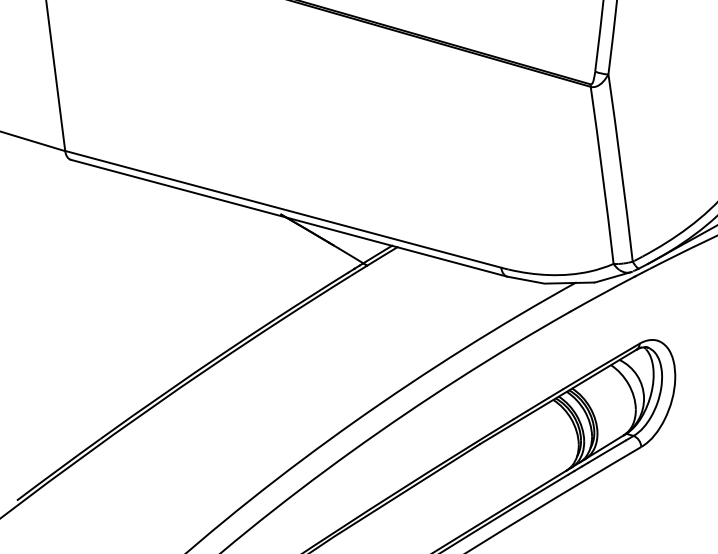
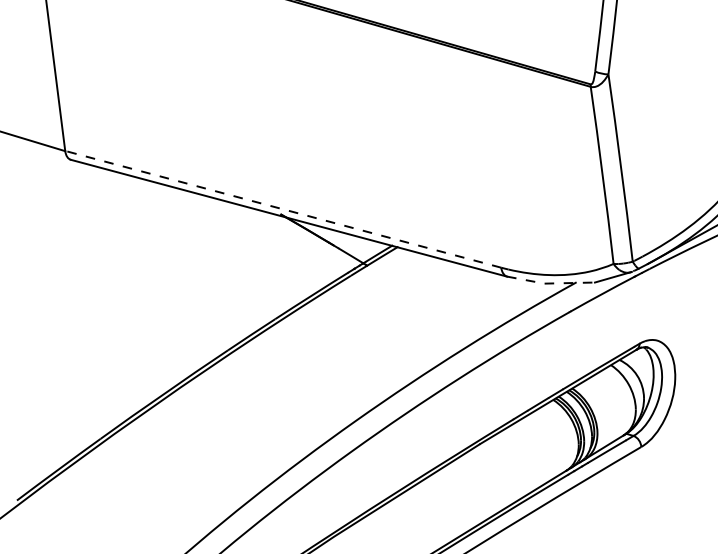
line: solid -> dashed (283, 209)
line: solid -> dashed (550, 283)
